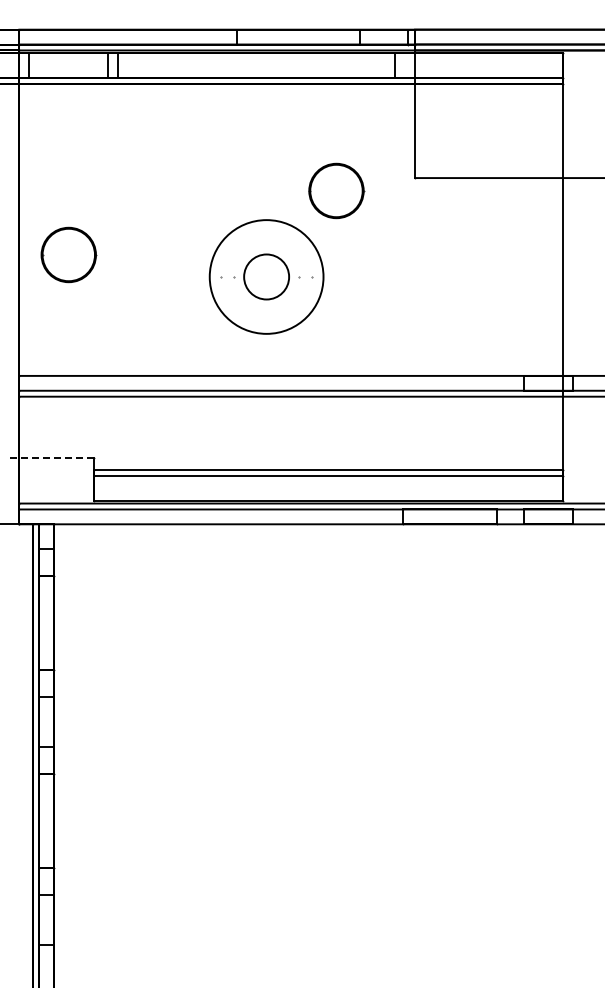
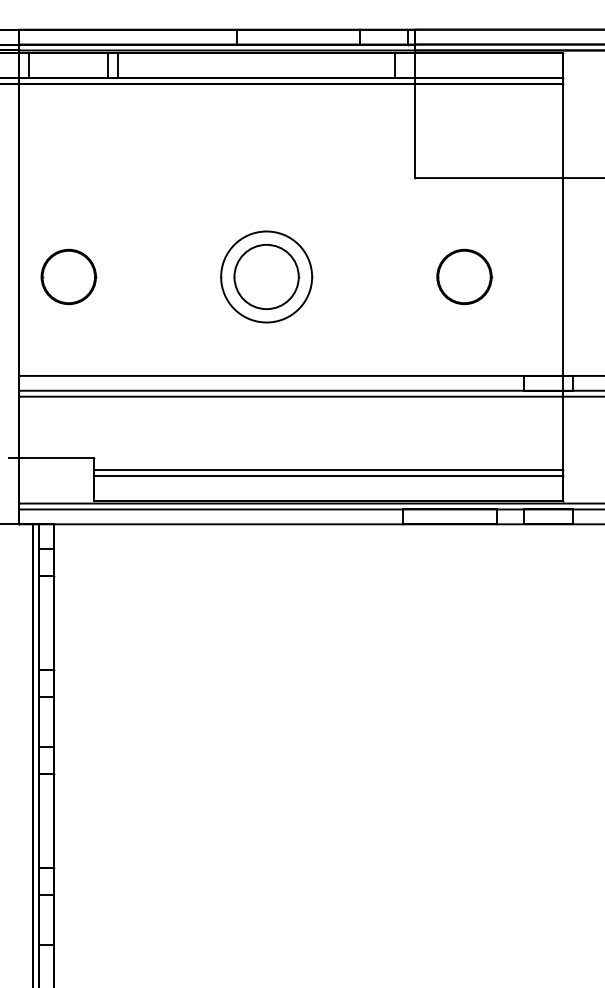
part position: (336, 190) -> (464, 276) (464, 276)
part position: (68, 254) -> (68, 276) (68, 276)
circle diameter: 114 px -> 91 px (266, 276)
circle diameter: 45 px -> 64 px (266, 276)
line: dashed -> solid (50, 457)
